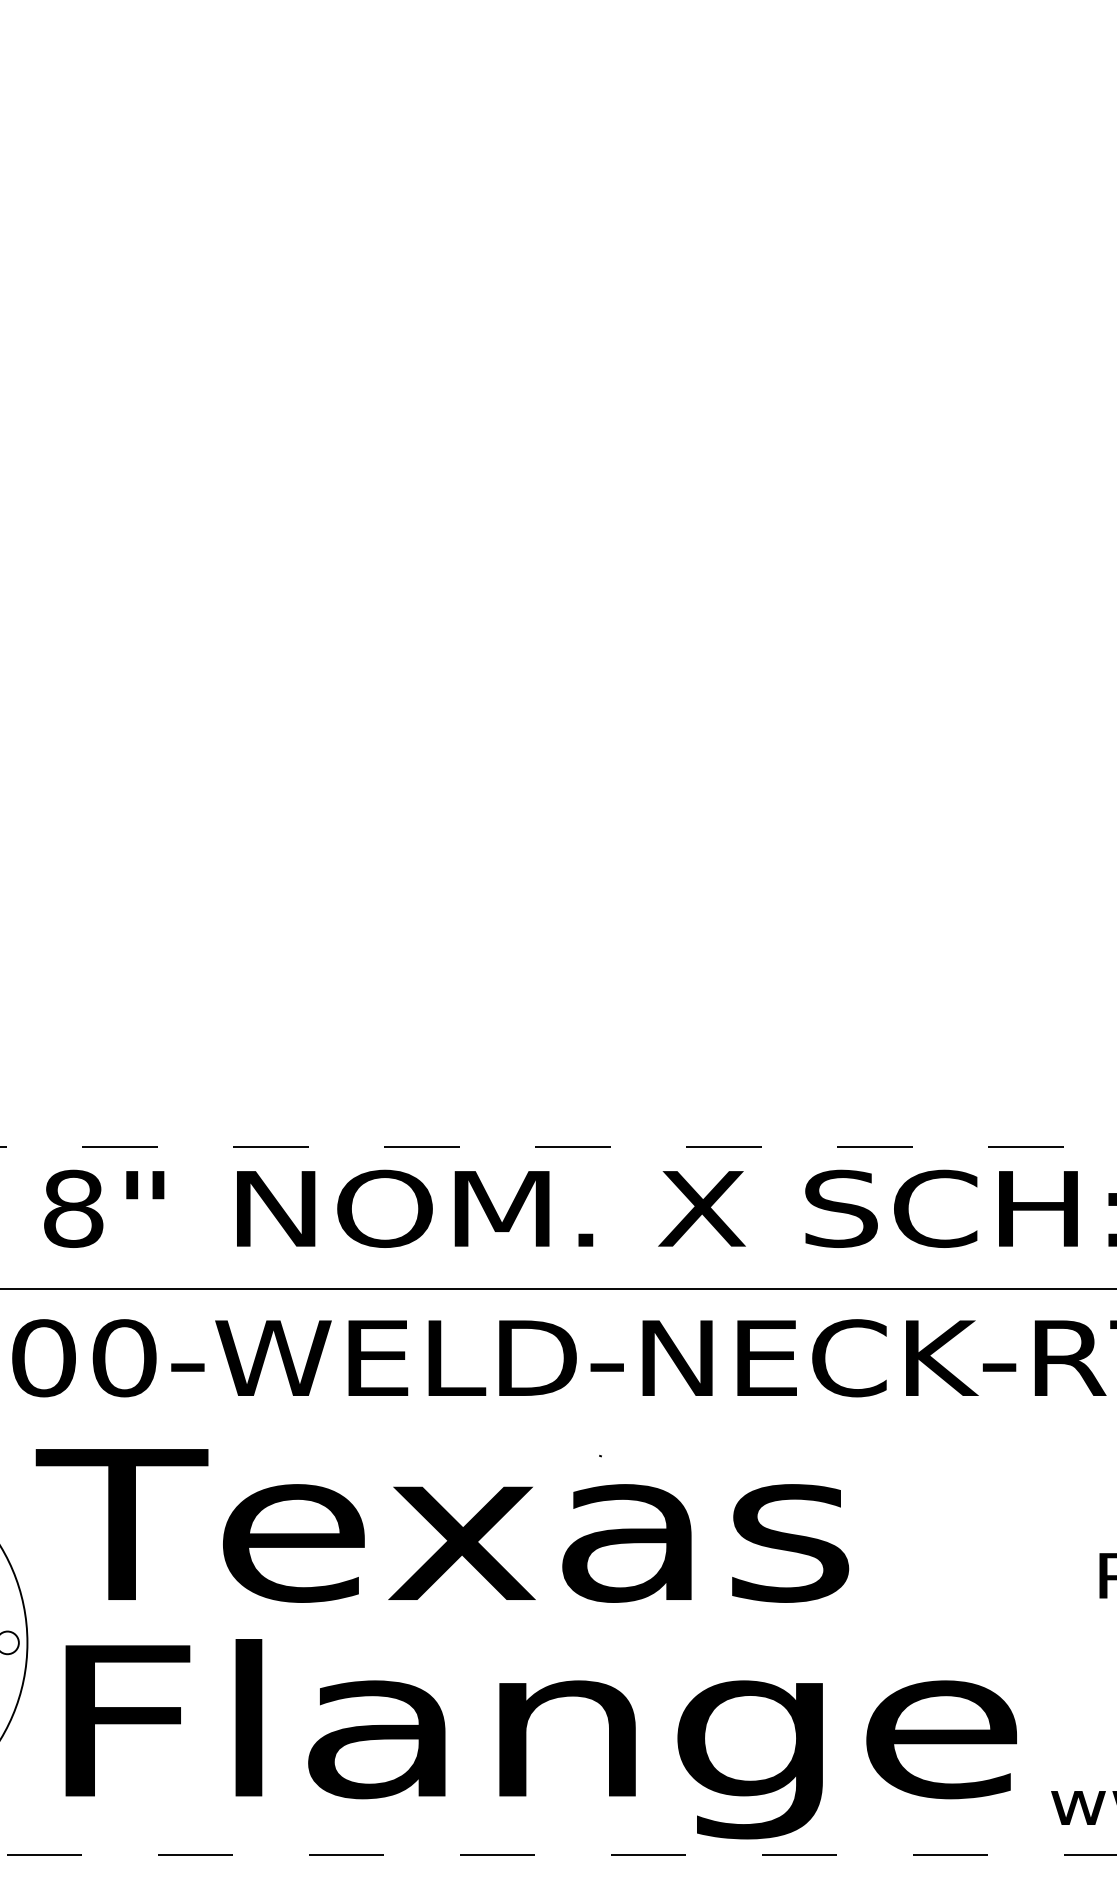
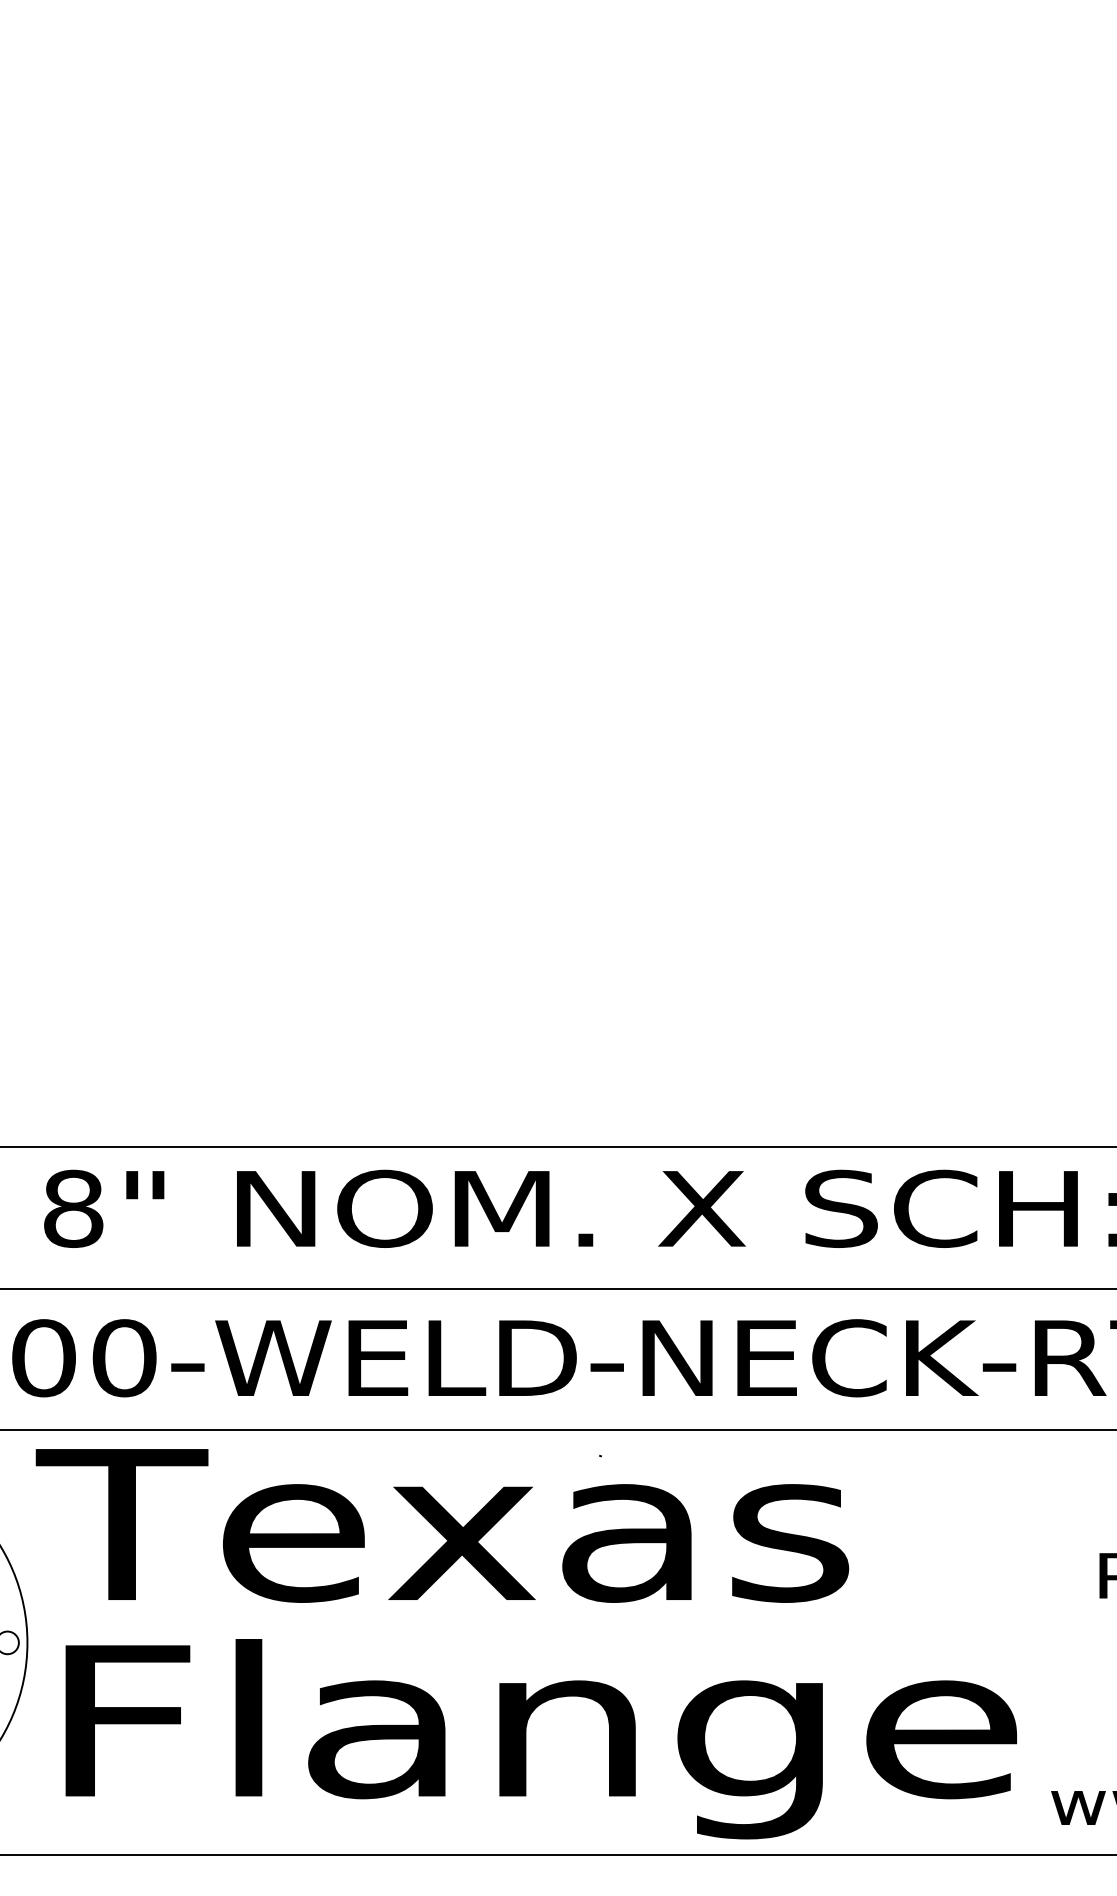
line: dashed -> solid (558, 1147)
line: none -> present (557, 1430)
line: dashed -> solid (558, 1855)
